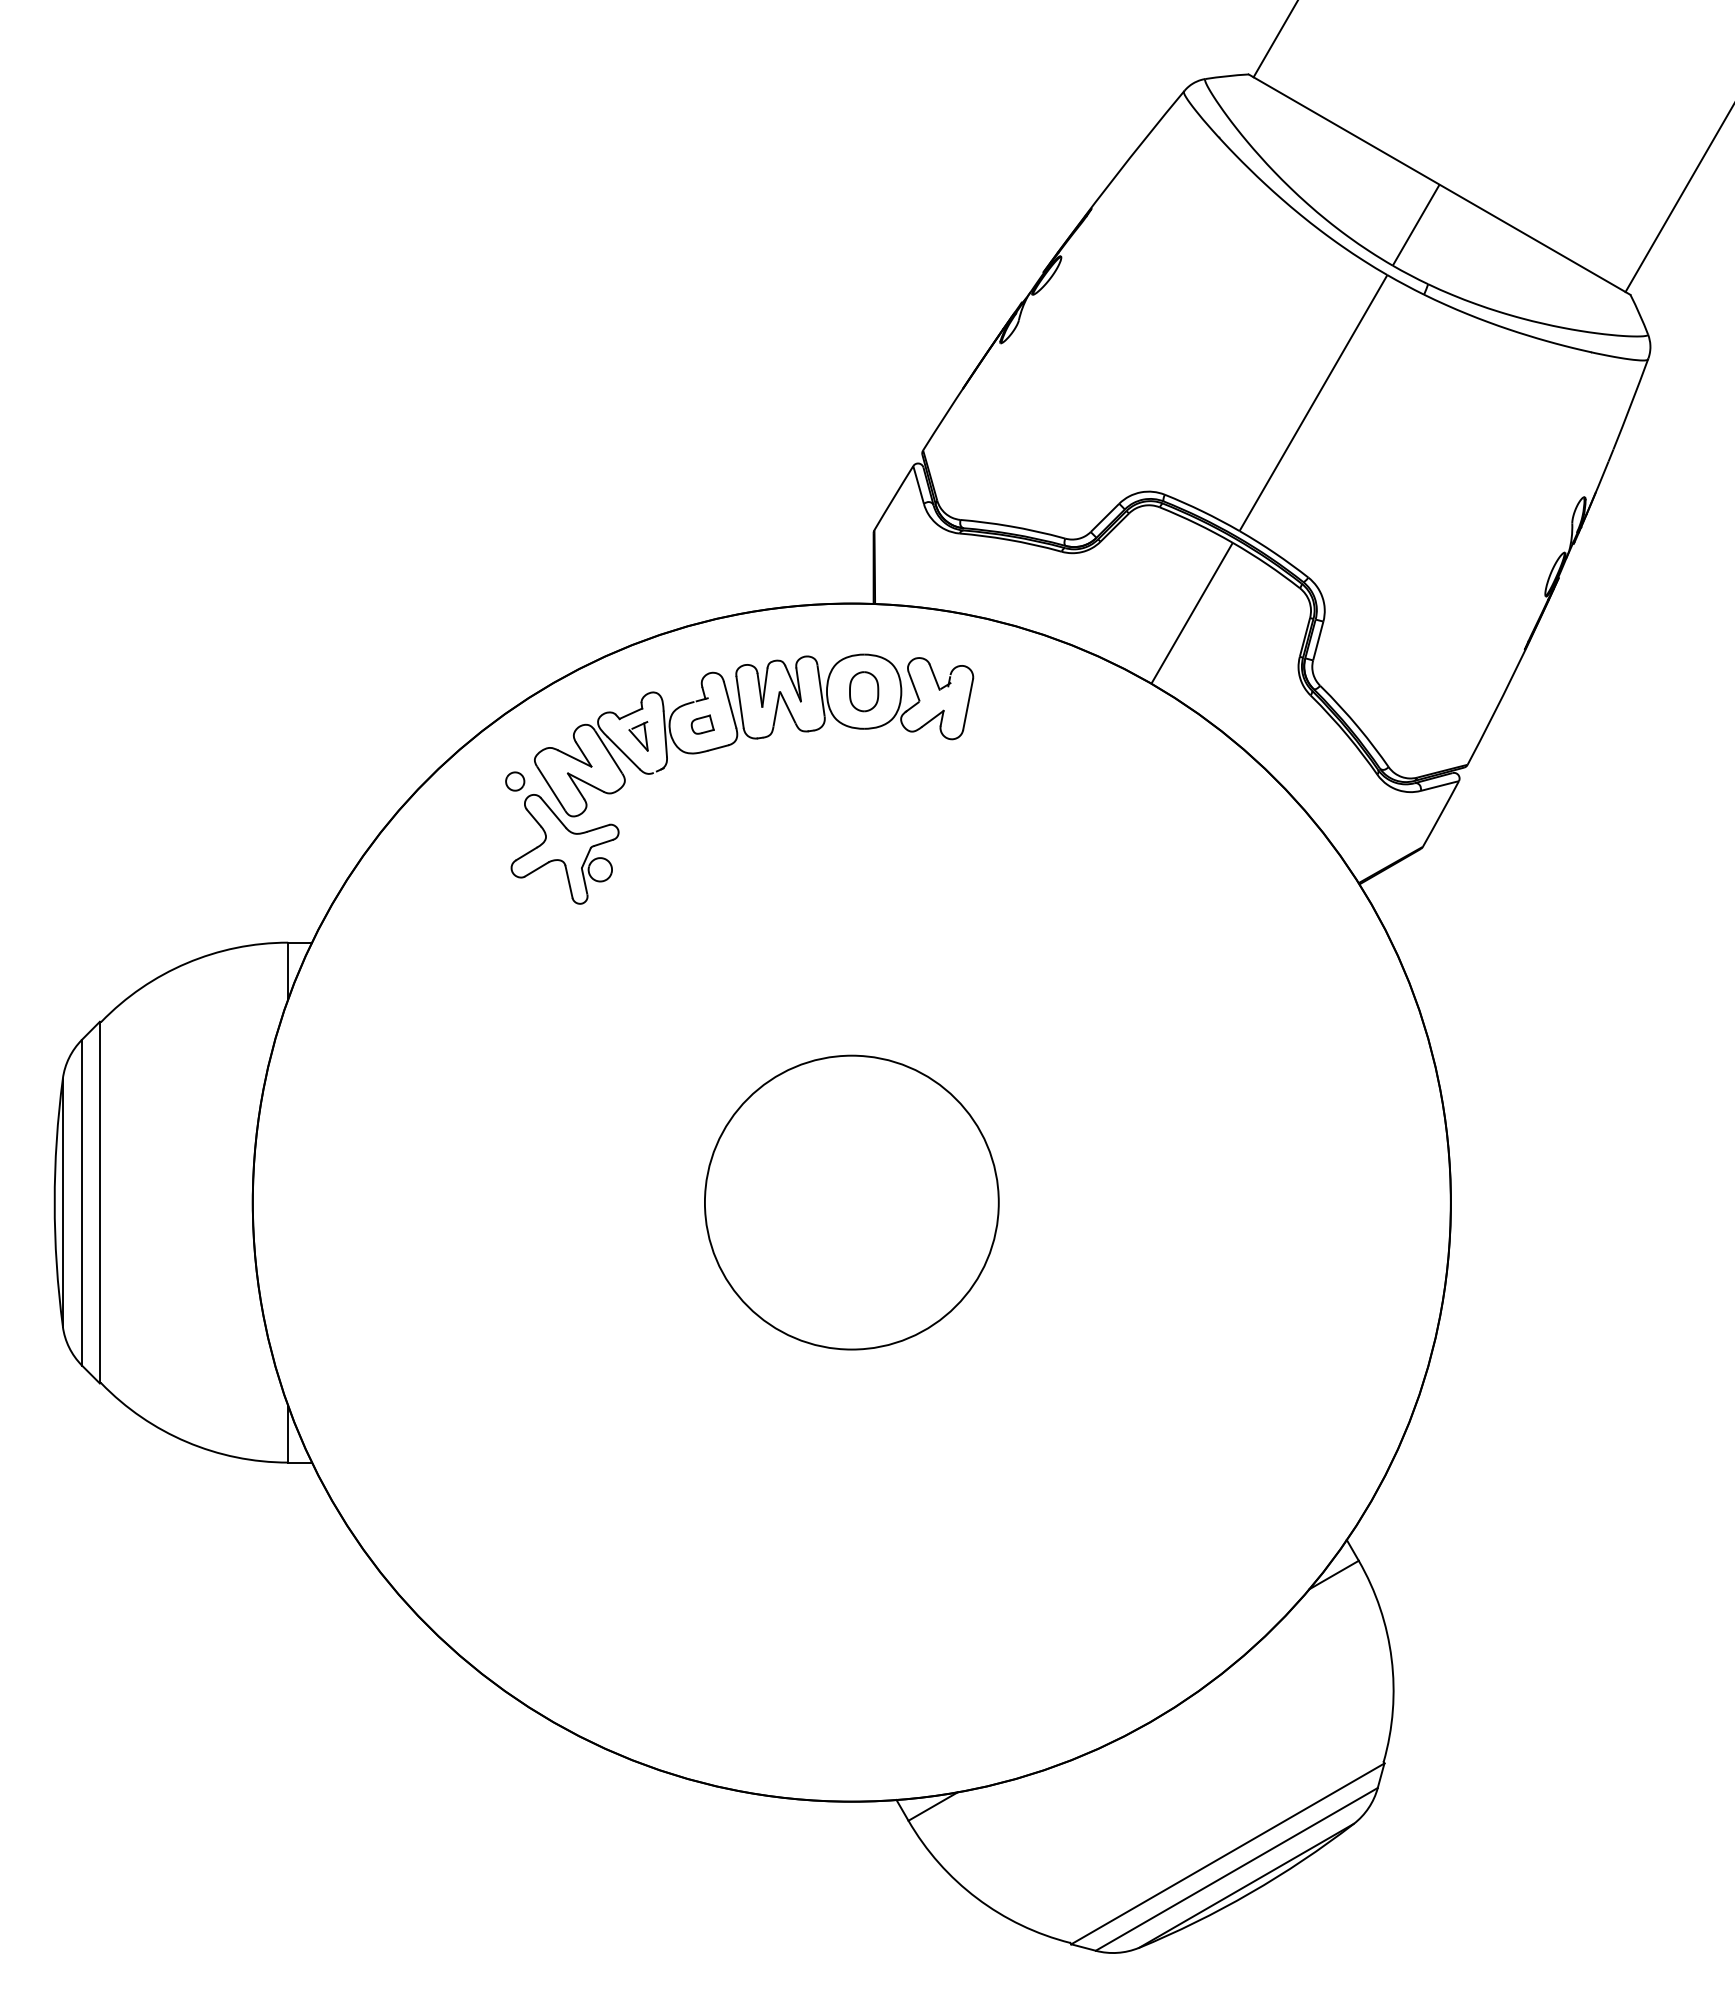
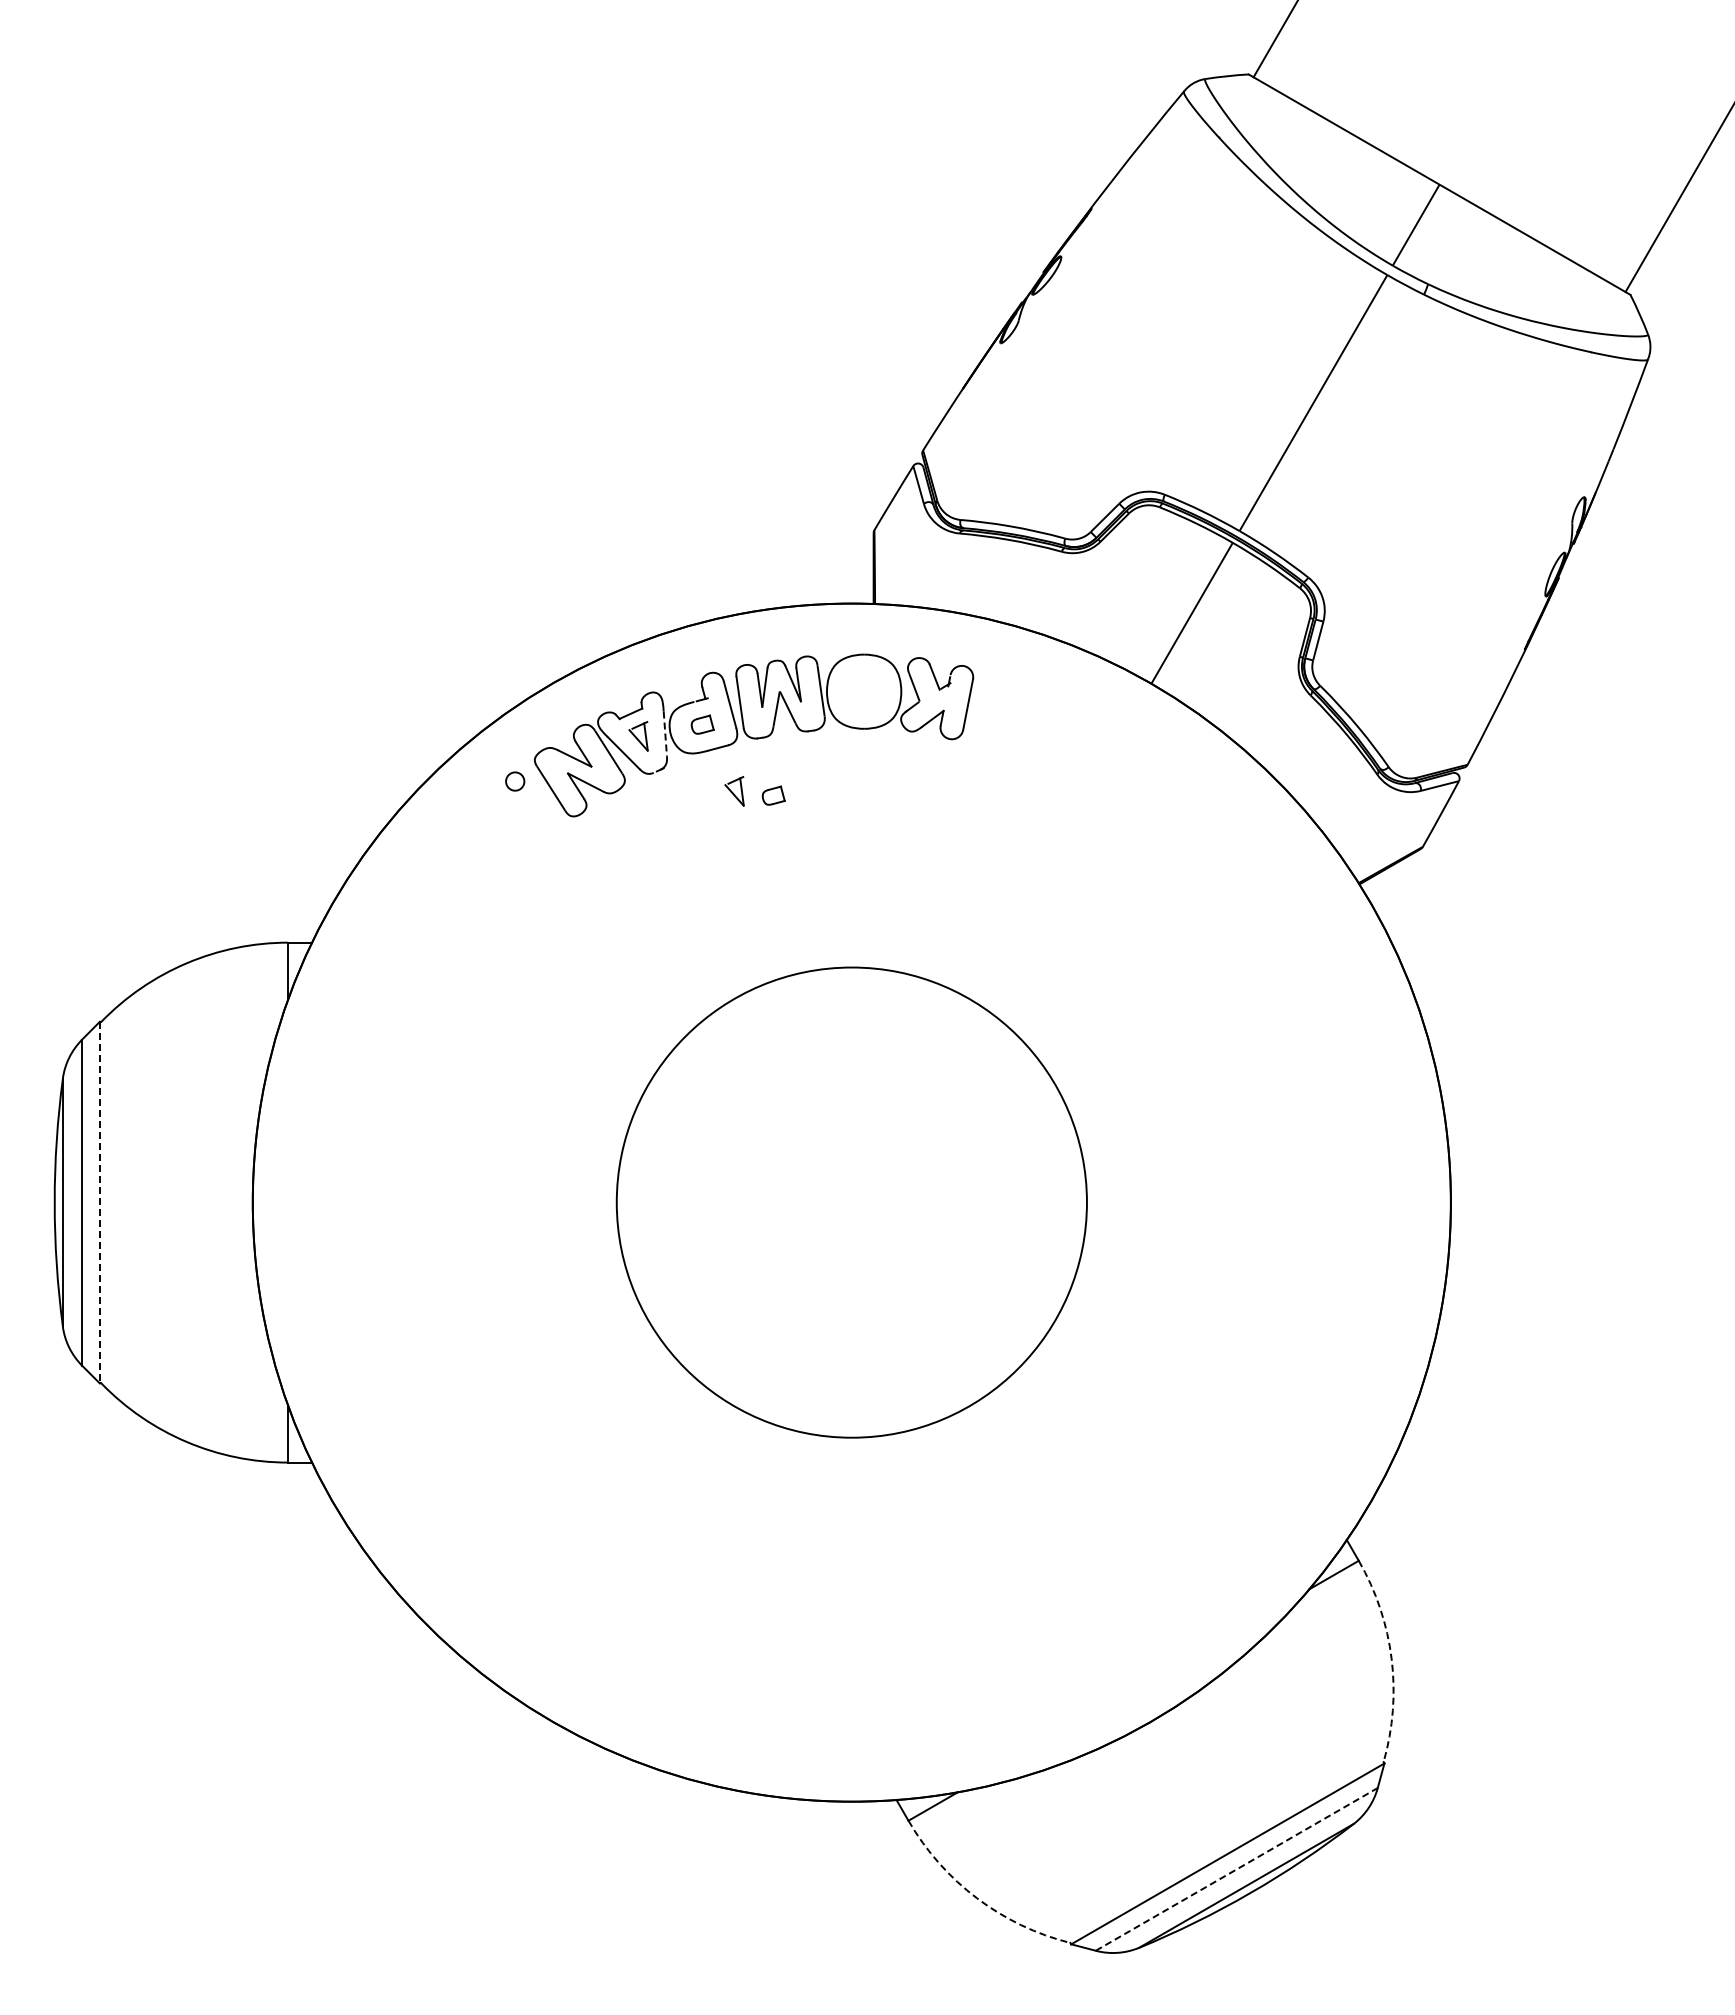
part: present -> none (864, 691)
line: solid -> dashed (665, 734)
part: none -> present (734, 791)
part: none -> present (773, 795)
part: present -> none (564, 849)
line: solid -> dashed (99, 1202)
circle diameter: 294 px -> 470 px (851, 1202)
arc: solid -> dashed (1391, 1658)
line: solid -> dashed (1236, 1869)
arc: solid -> dashed (977, 1898)
